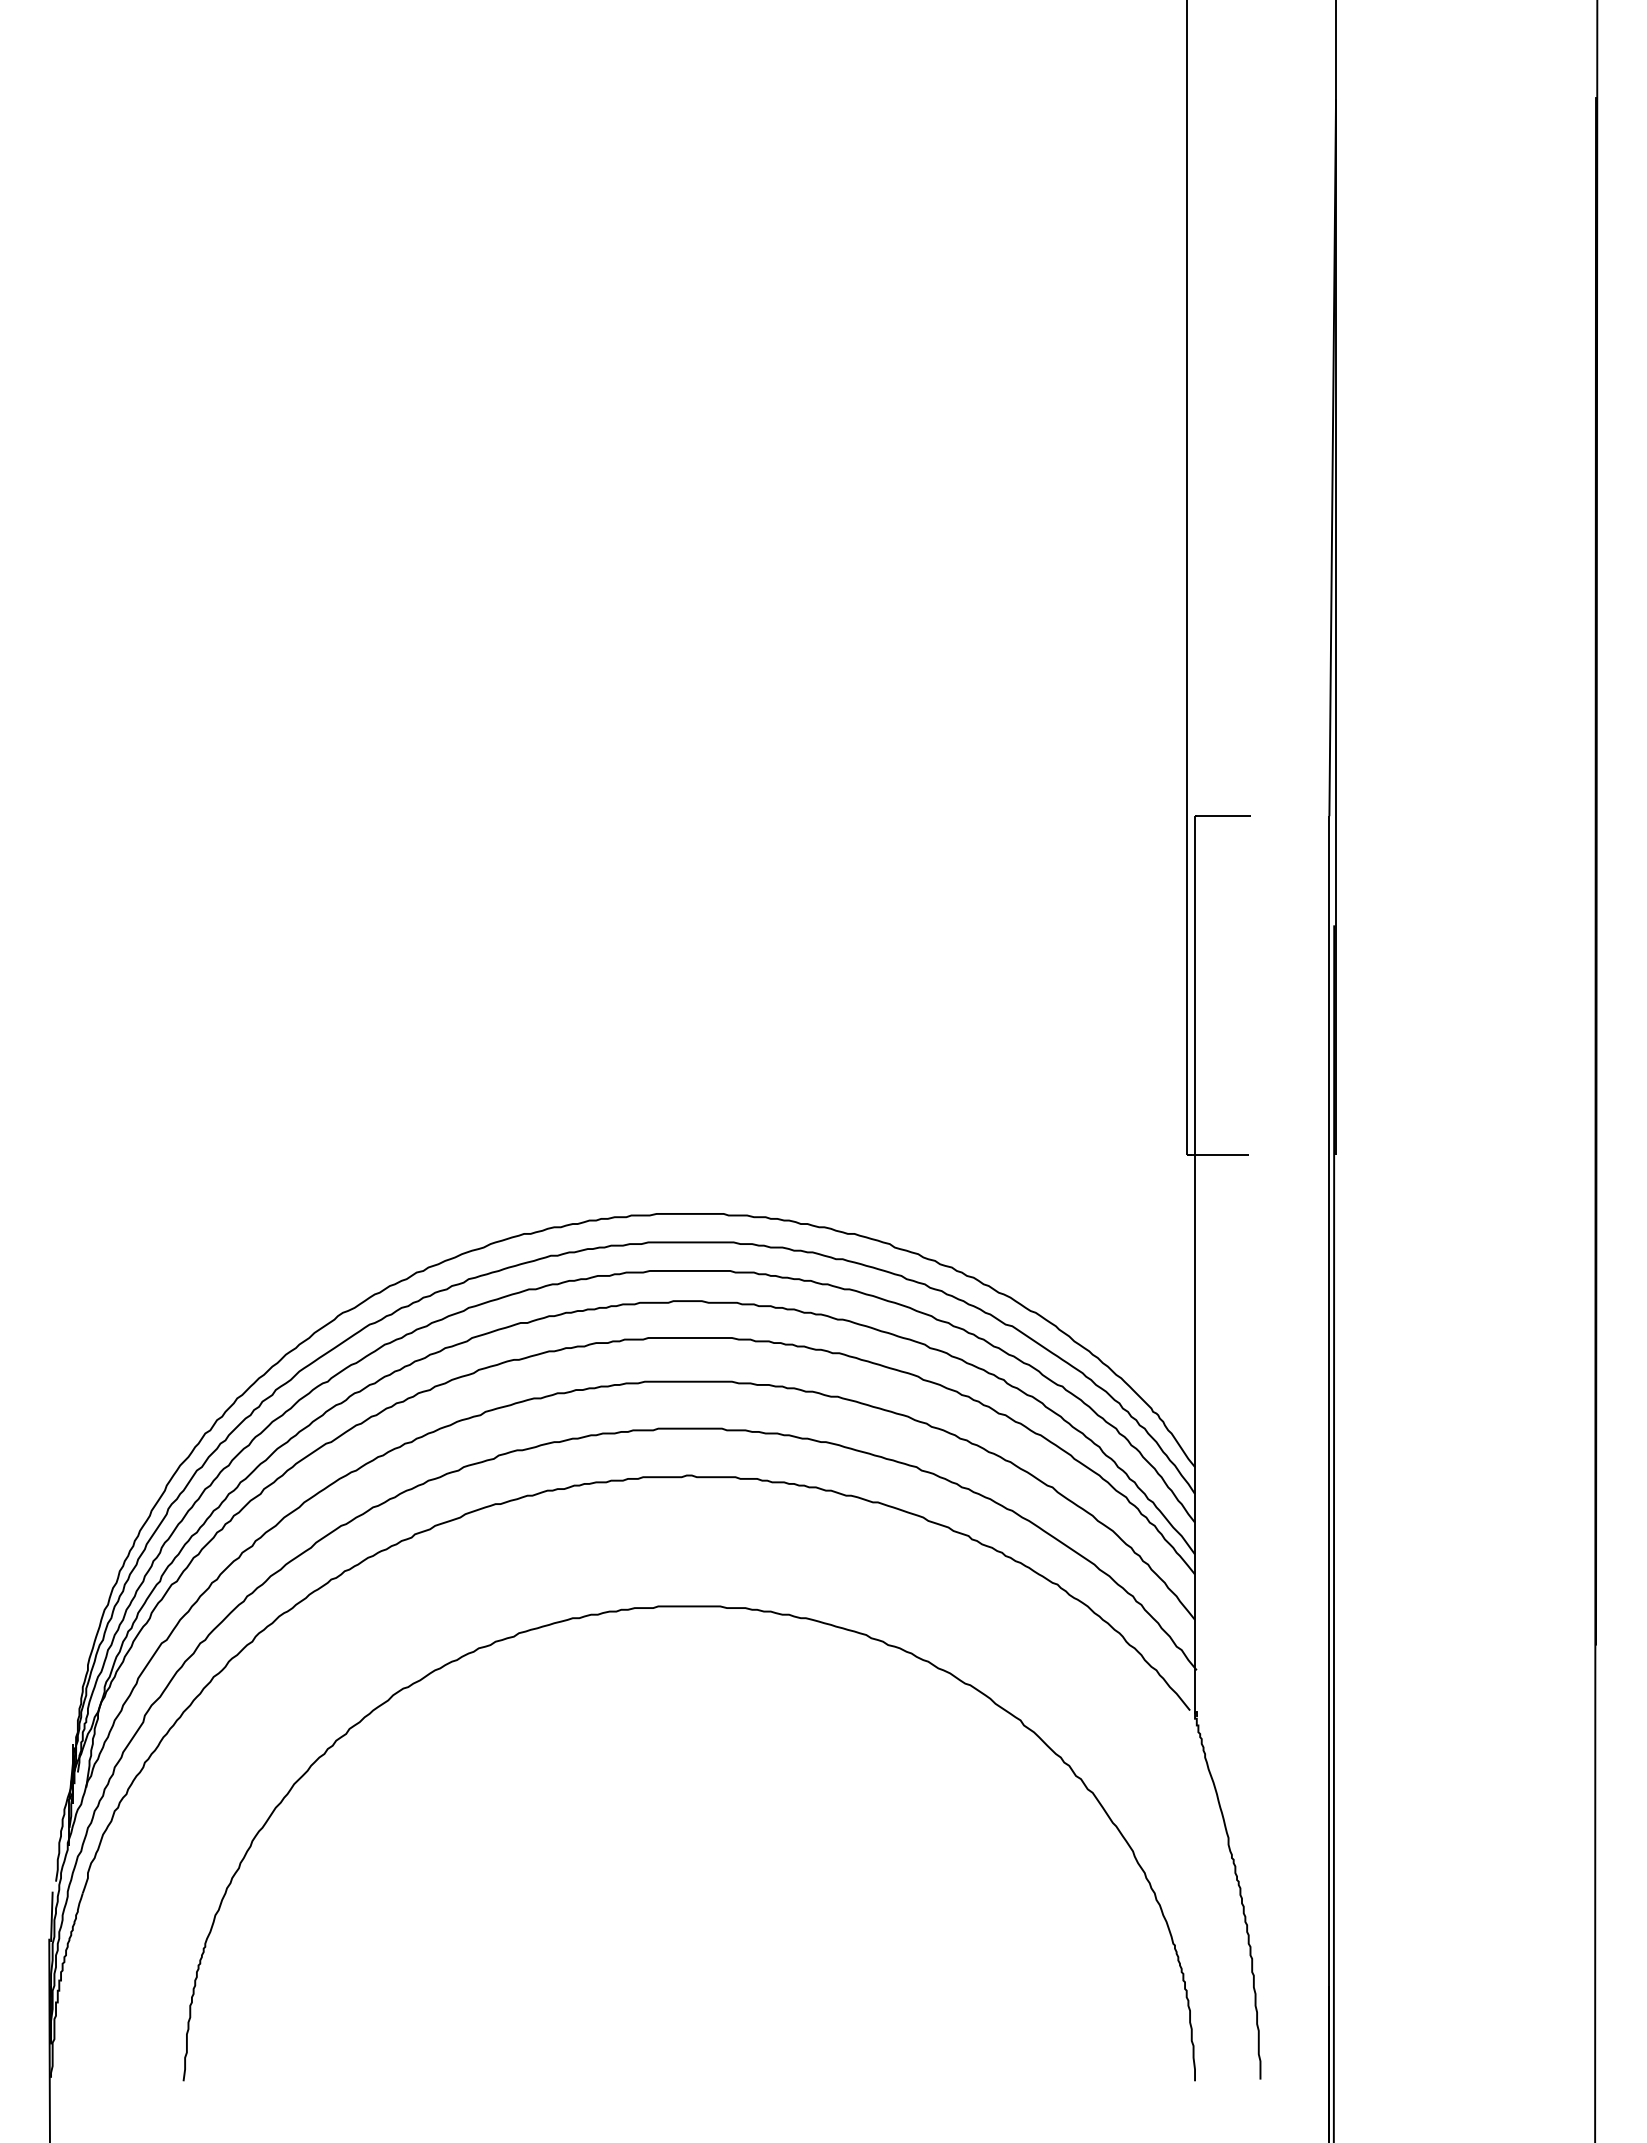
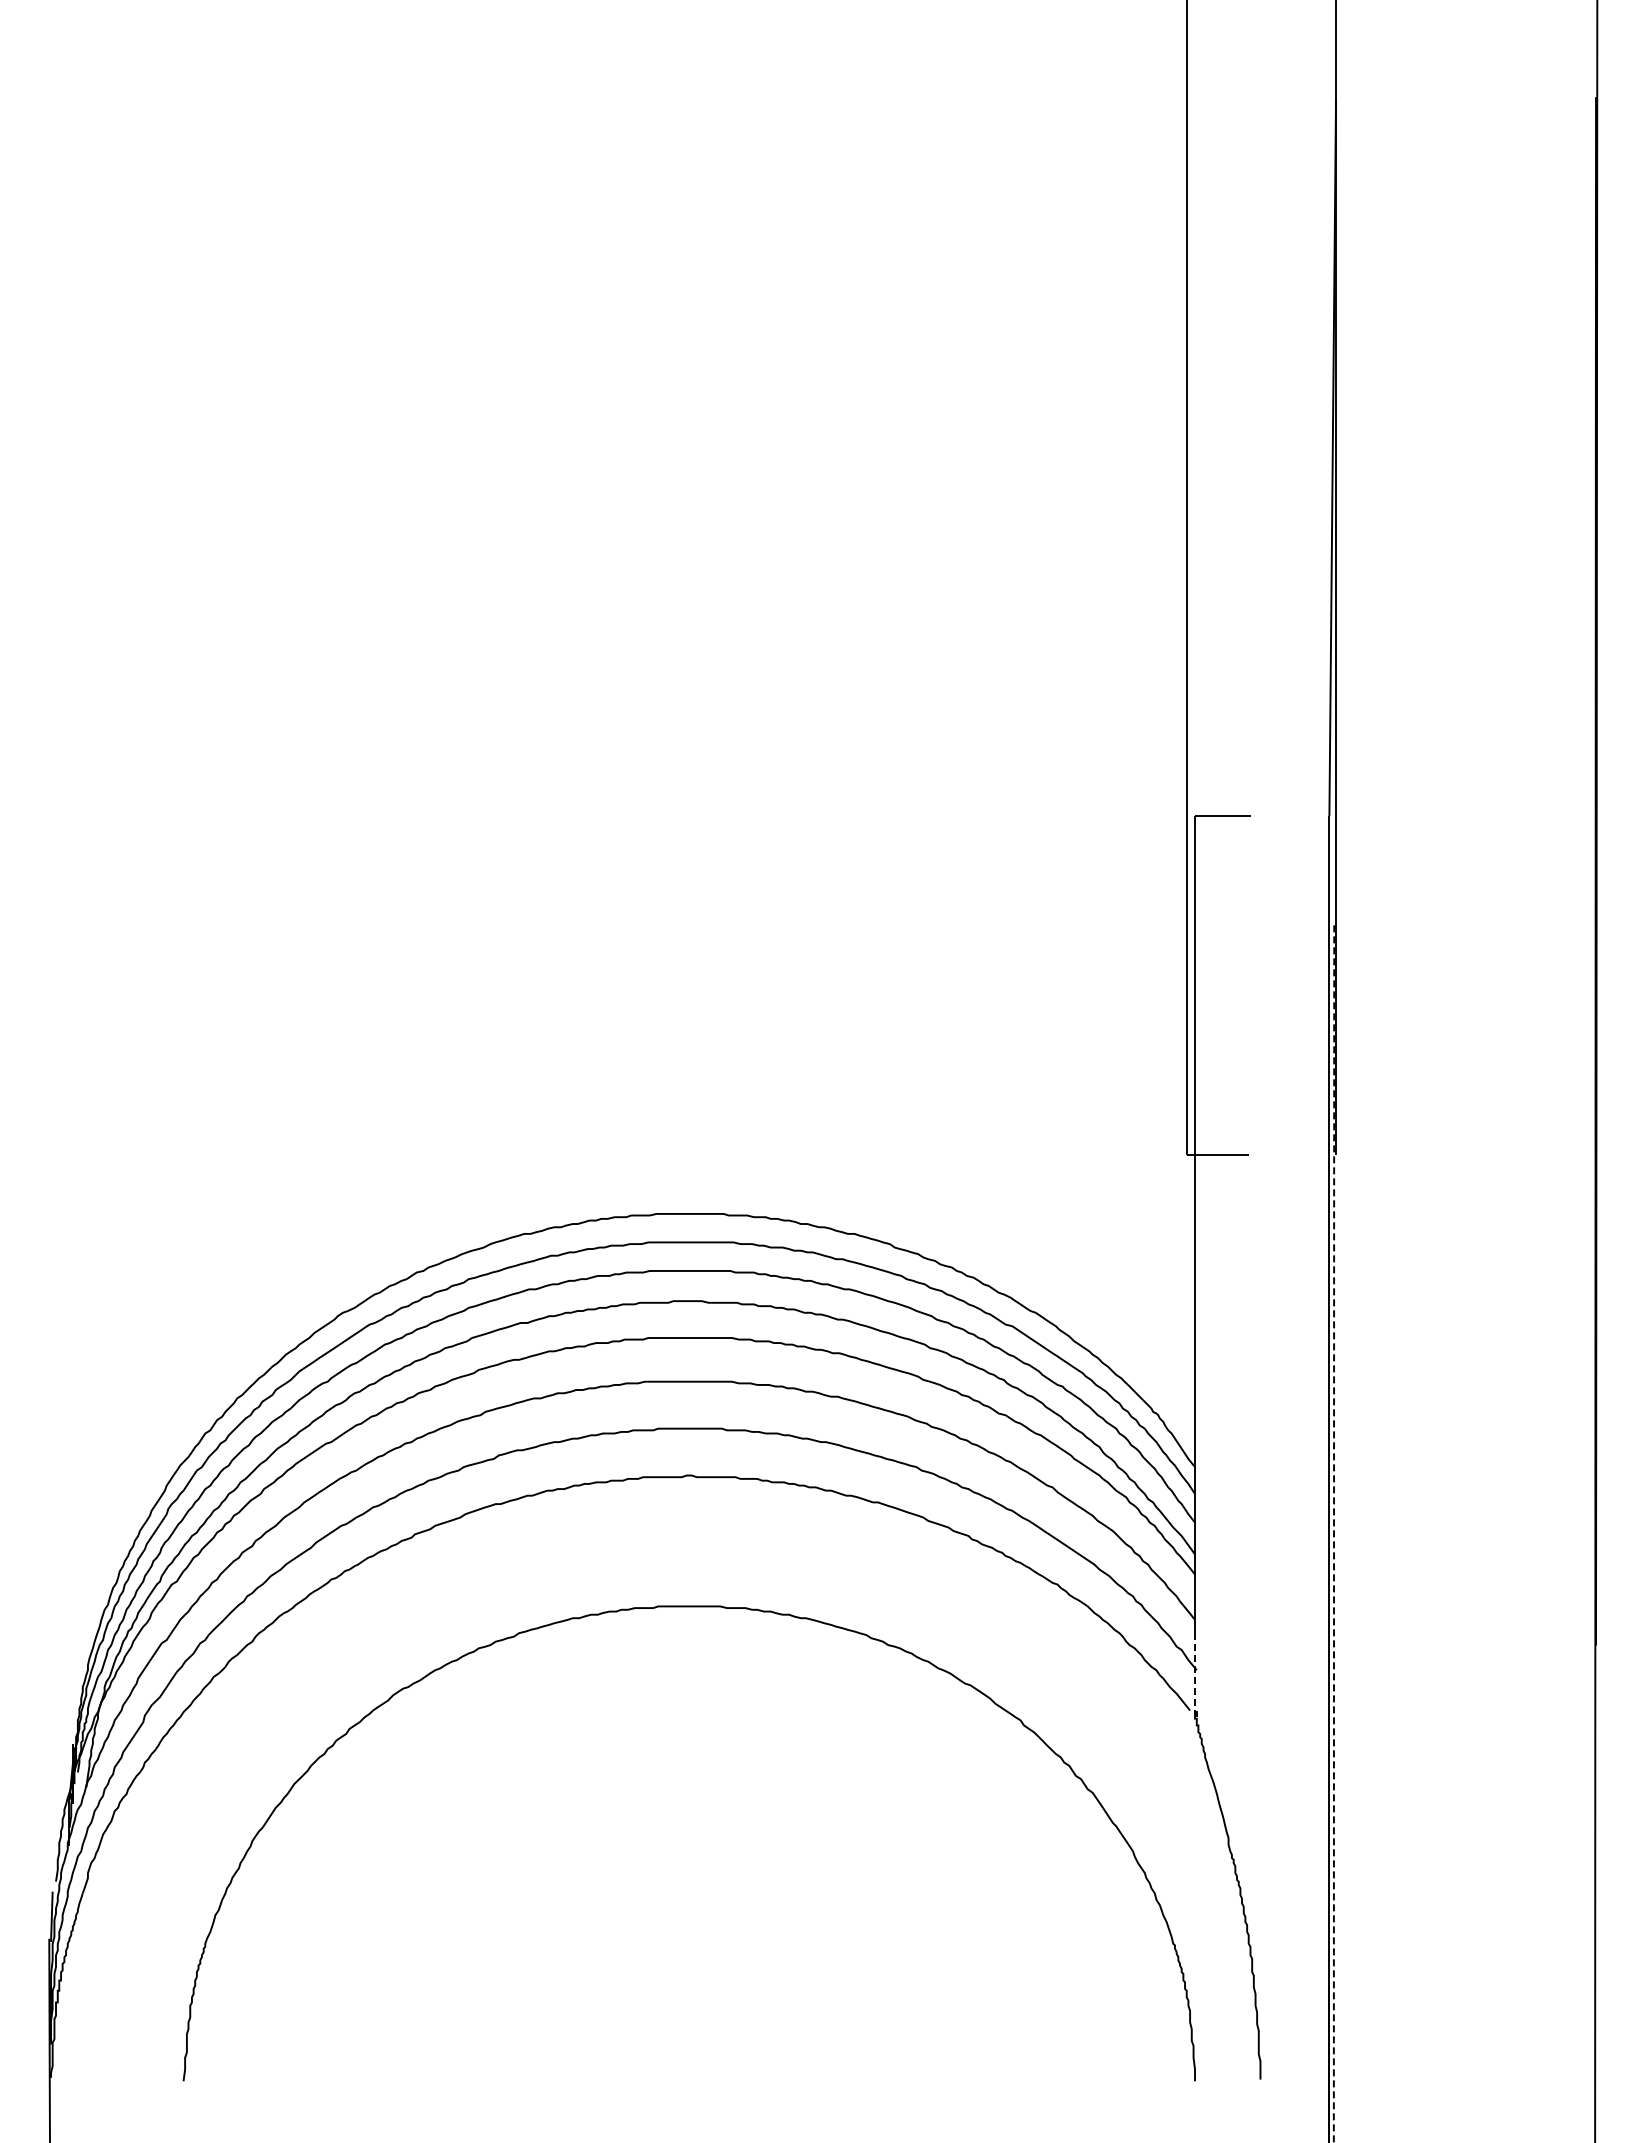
line: solid -> dashed (1334, 1534)
line: solid -> dashed (1195, 1673)
